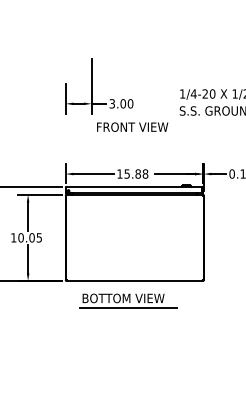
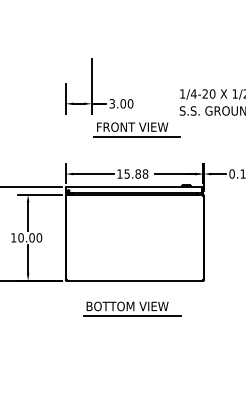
line: none -> present (136, 136)
text: 10.05 -> 10.00 (39, 237)
part position: (128, 300) -> (132, 308) (132, 308)
